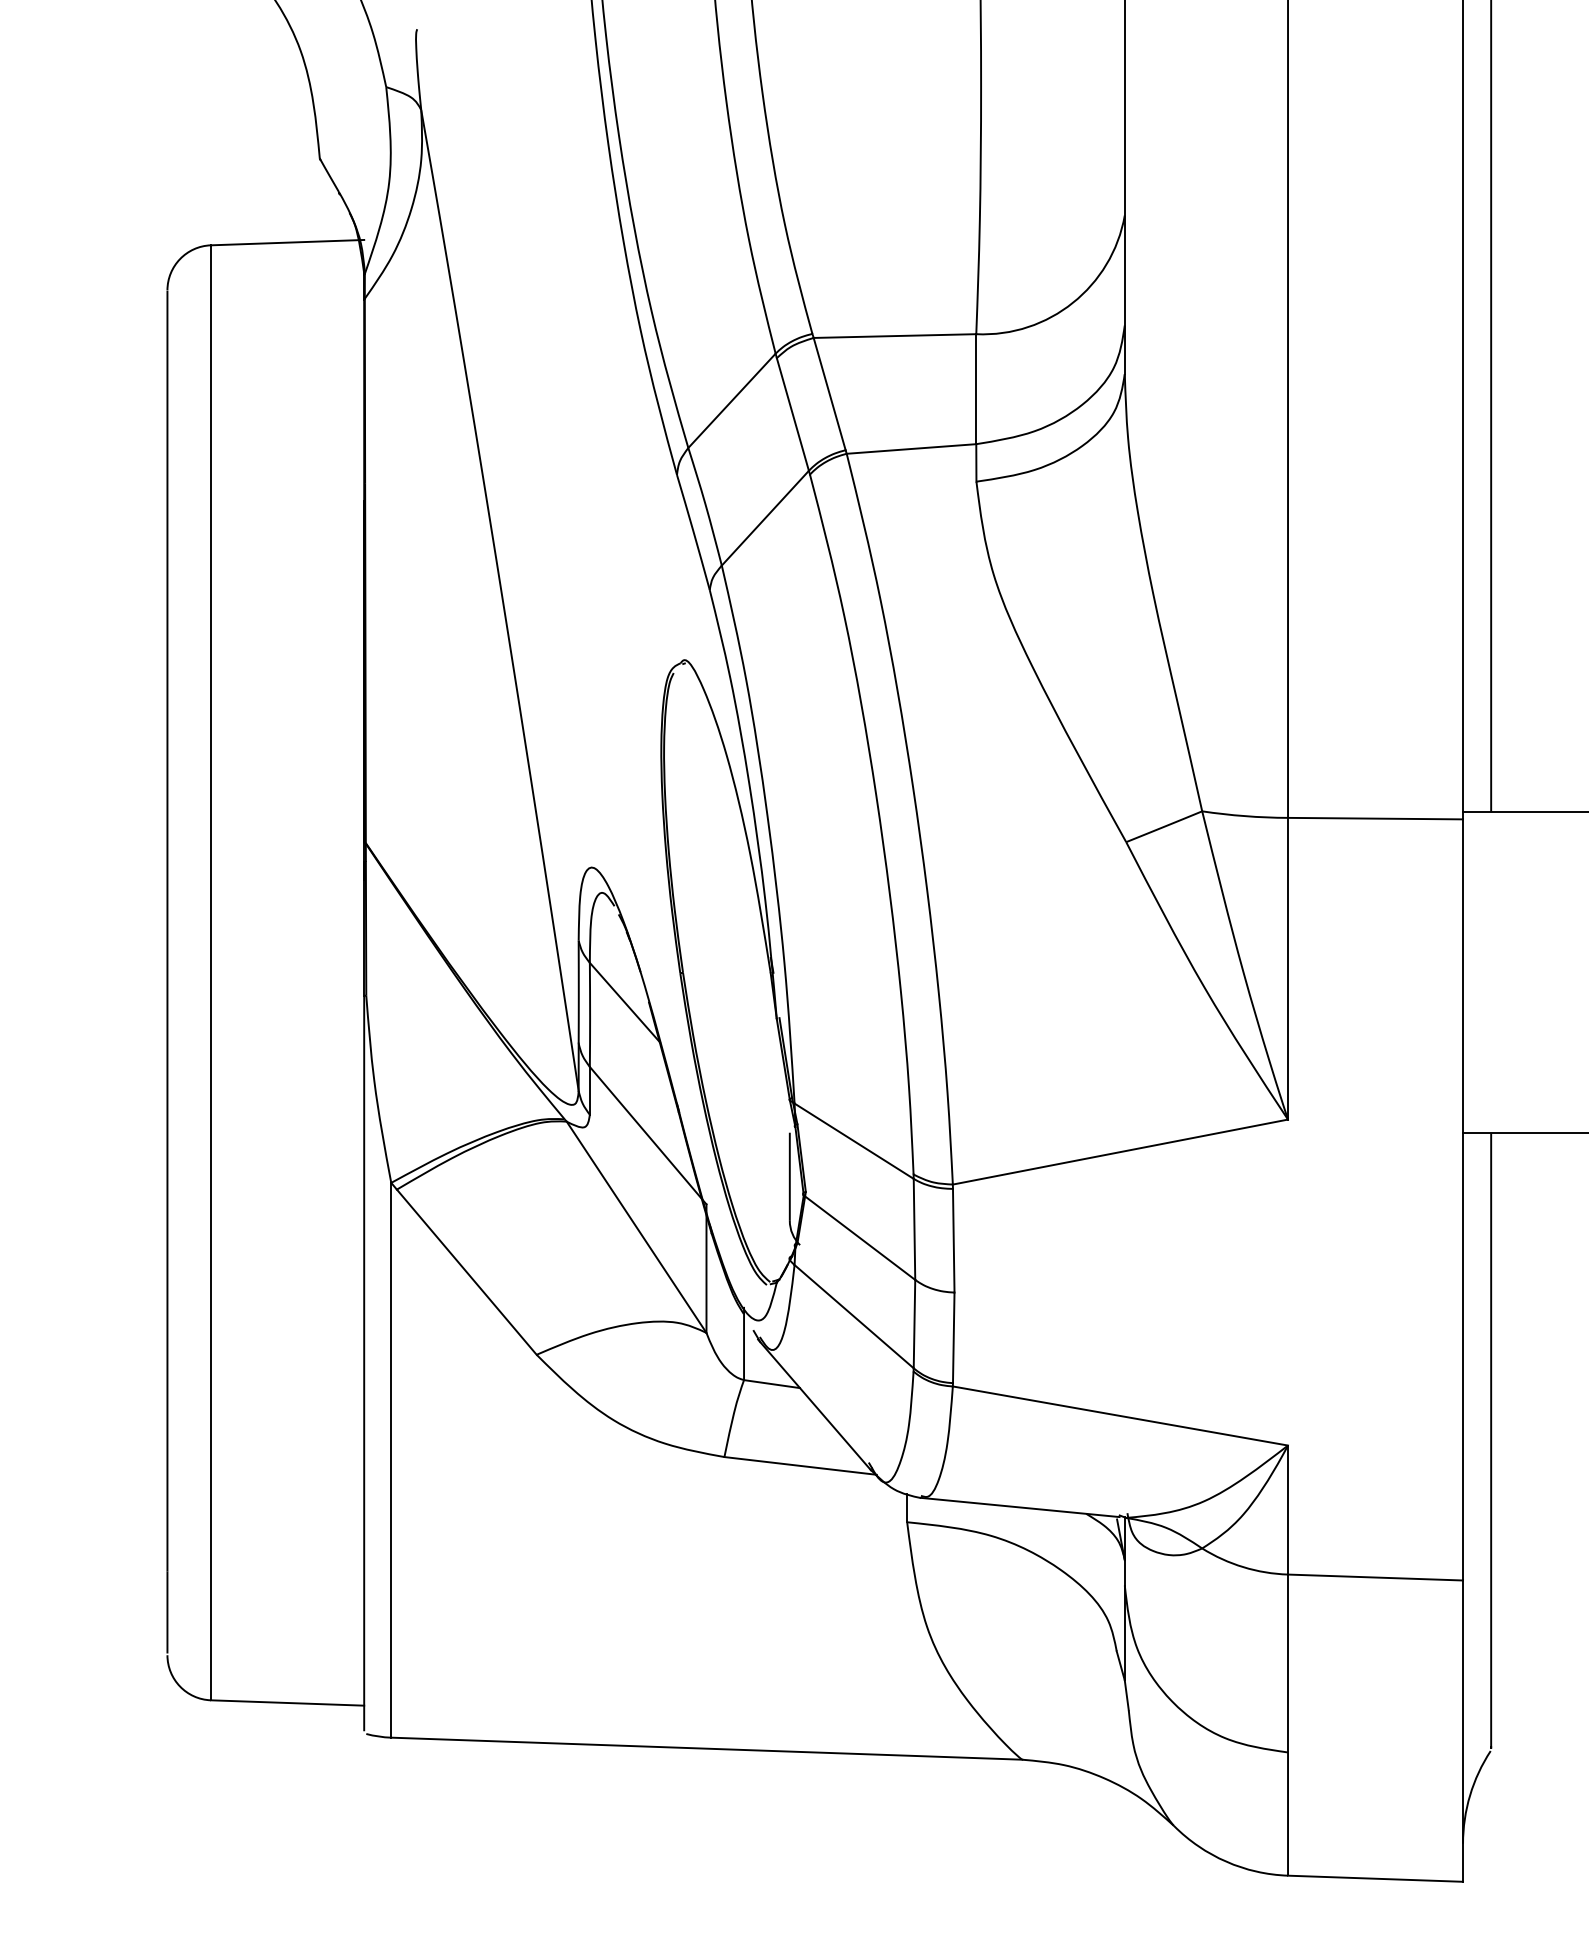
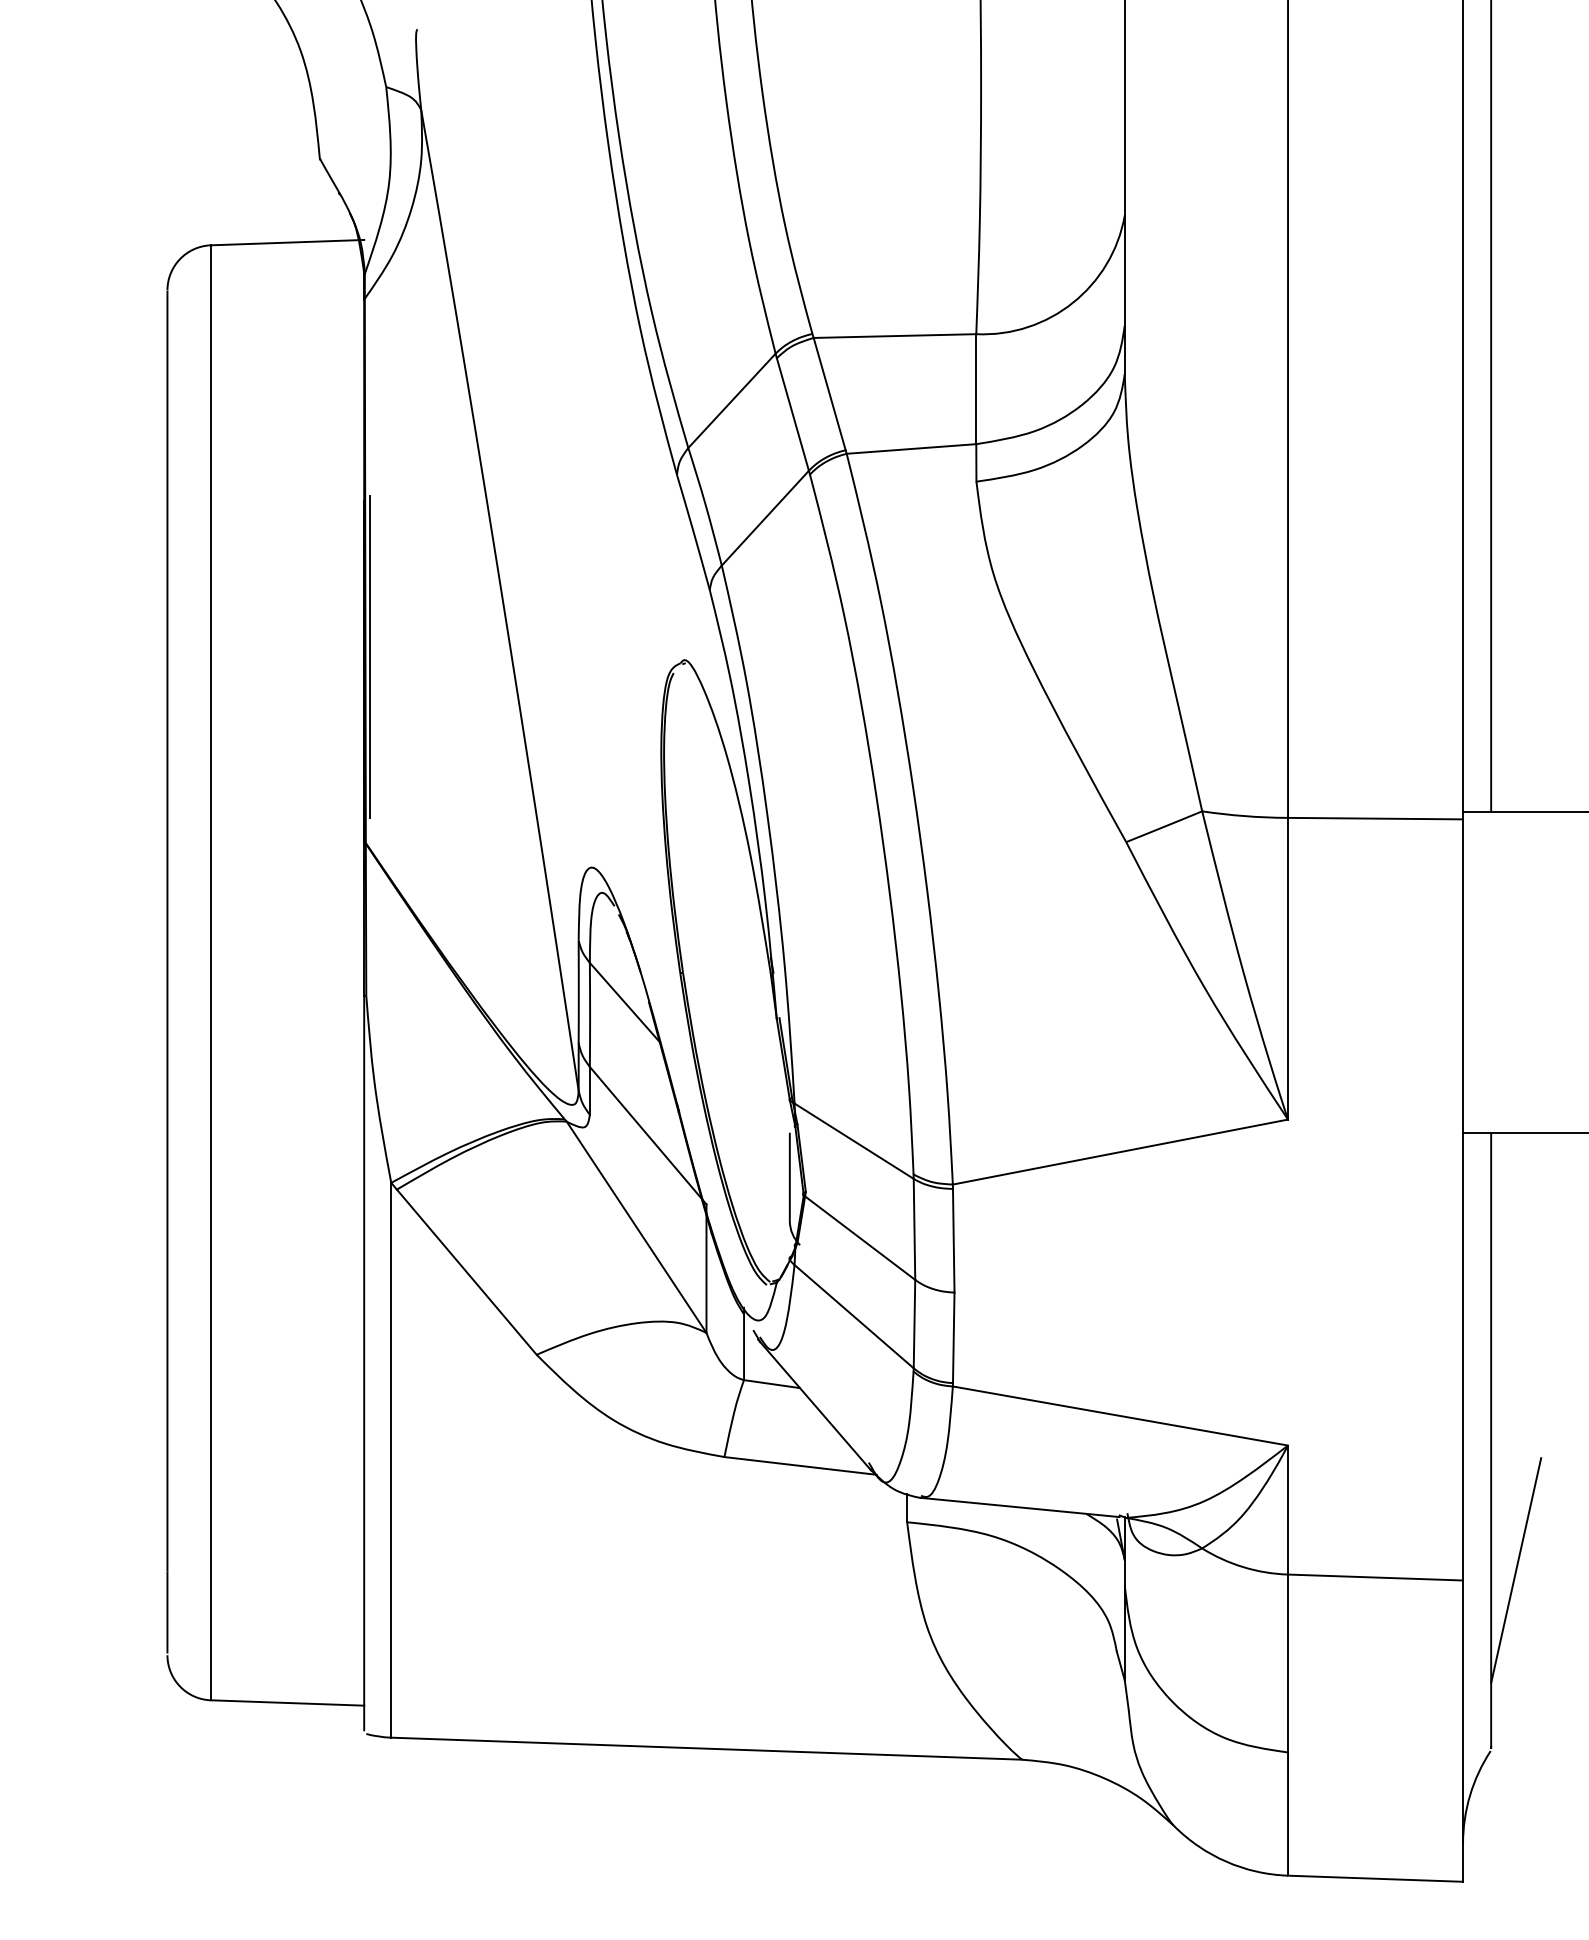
line: none -> present (369, 657)
line: none -> present (1516, 1570)
